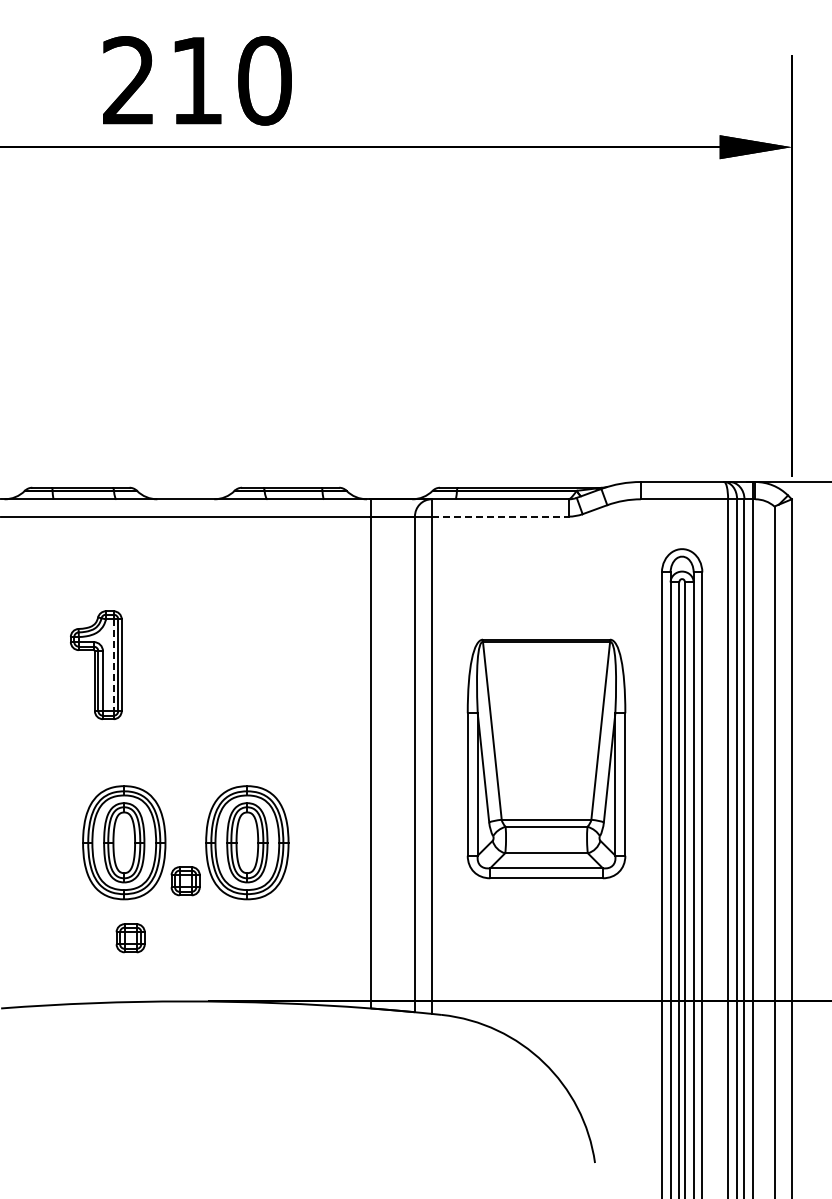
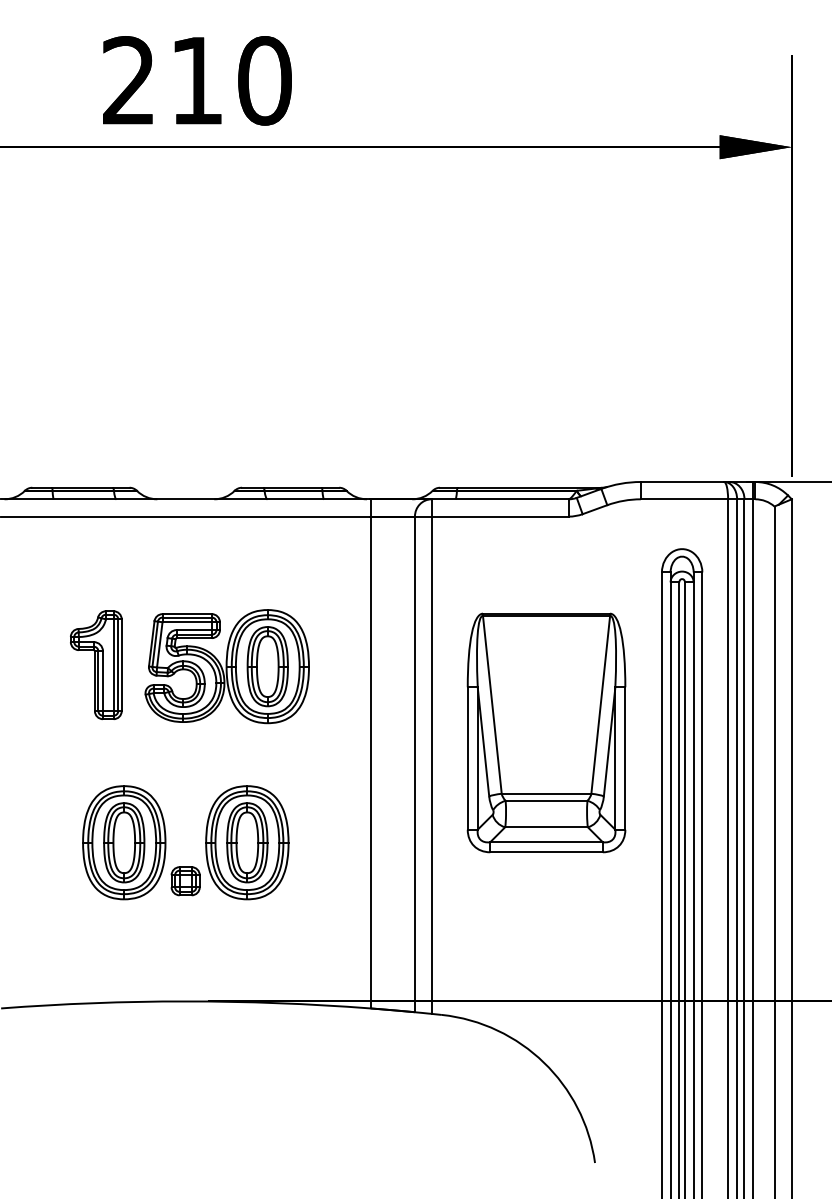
line: dashed -> solid (500, 516)
line: dashed -> solid (113, 665)
part: none -> present (226, 666)
part position: (546, 758) -> (546, 732) (546, 732)
part: present -> none (130, 938)
